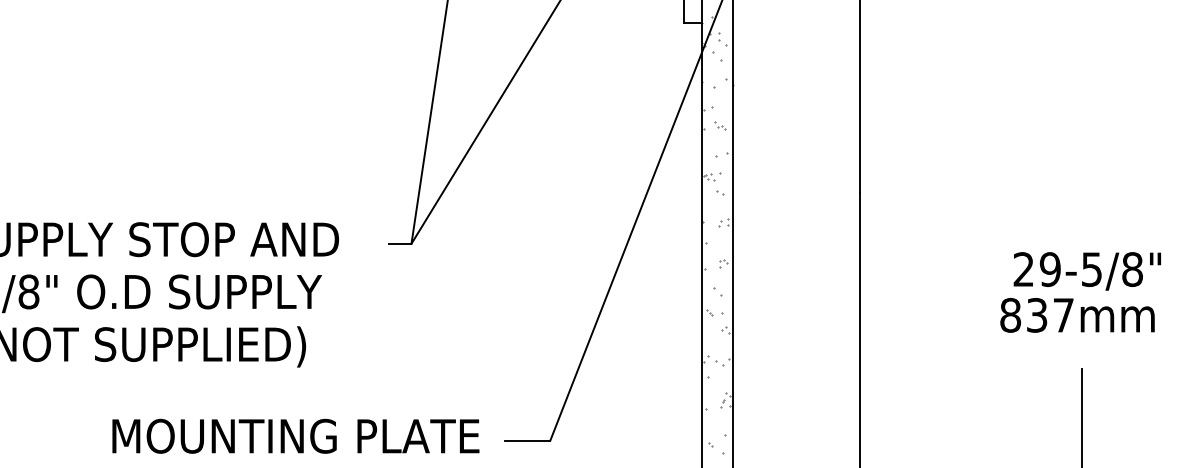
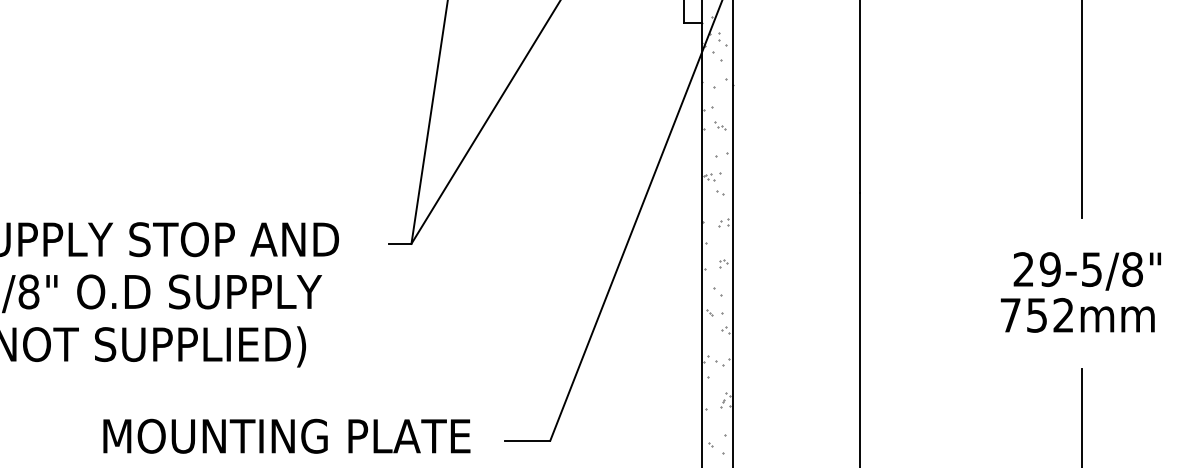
line: none -> present (1082, 110)
text: 837mm -> 752mm (1036, 314)
text position: (295, 435) -> (286, 435) (286, 435)
